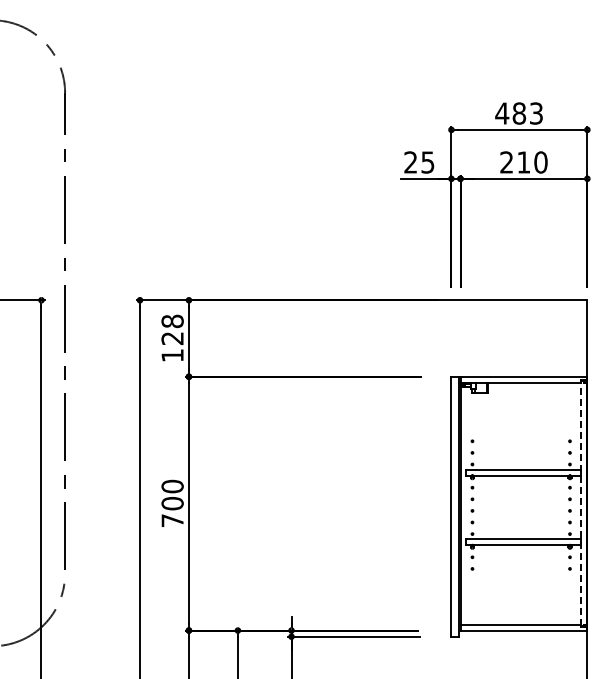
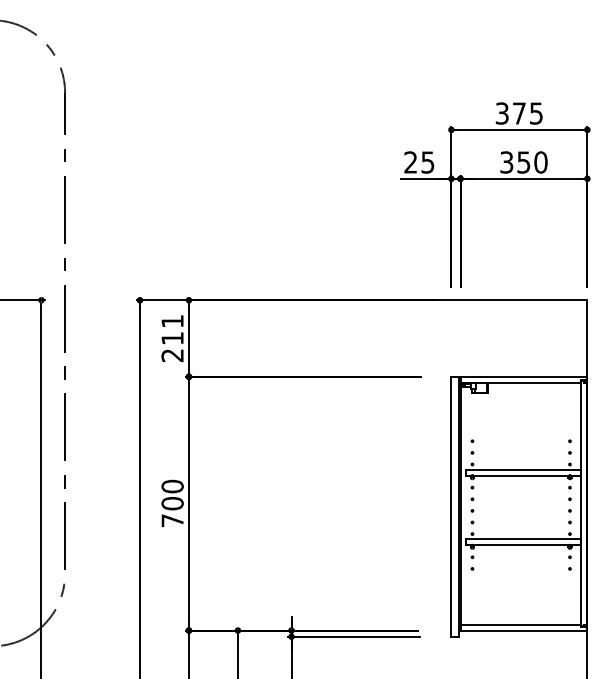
text: 483 -> 375 (518, 113)
text: 210 -> 350 (515, 162)
text: 128 -> 211 (172, 338)
line: dashed -> solid (581, 503)
